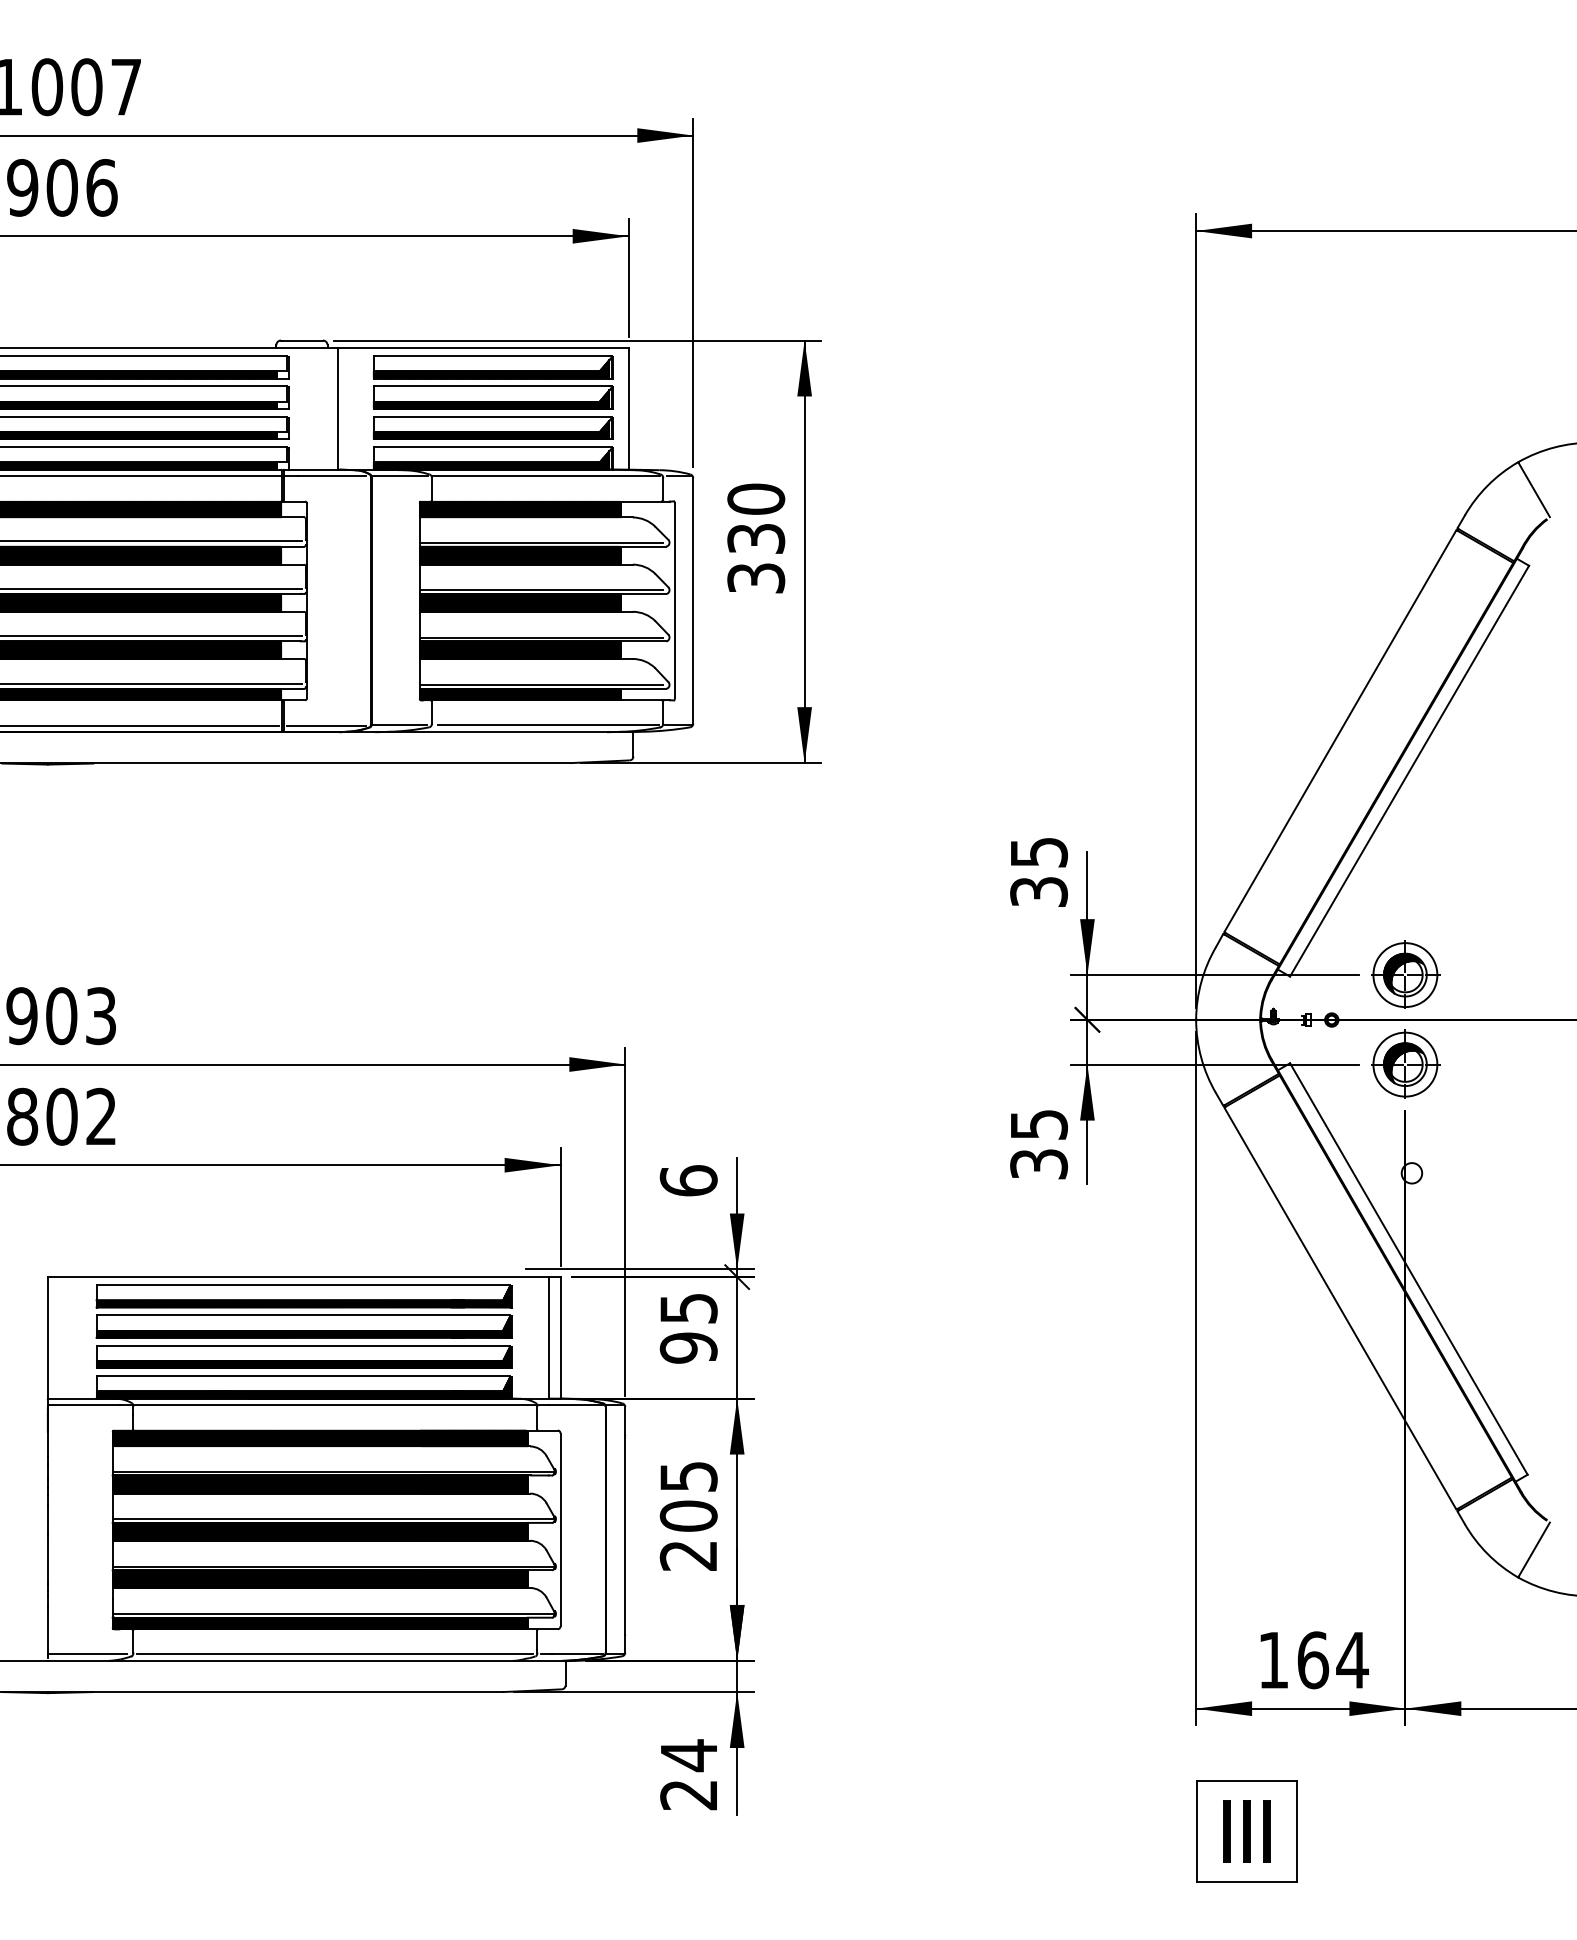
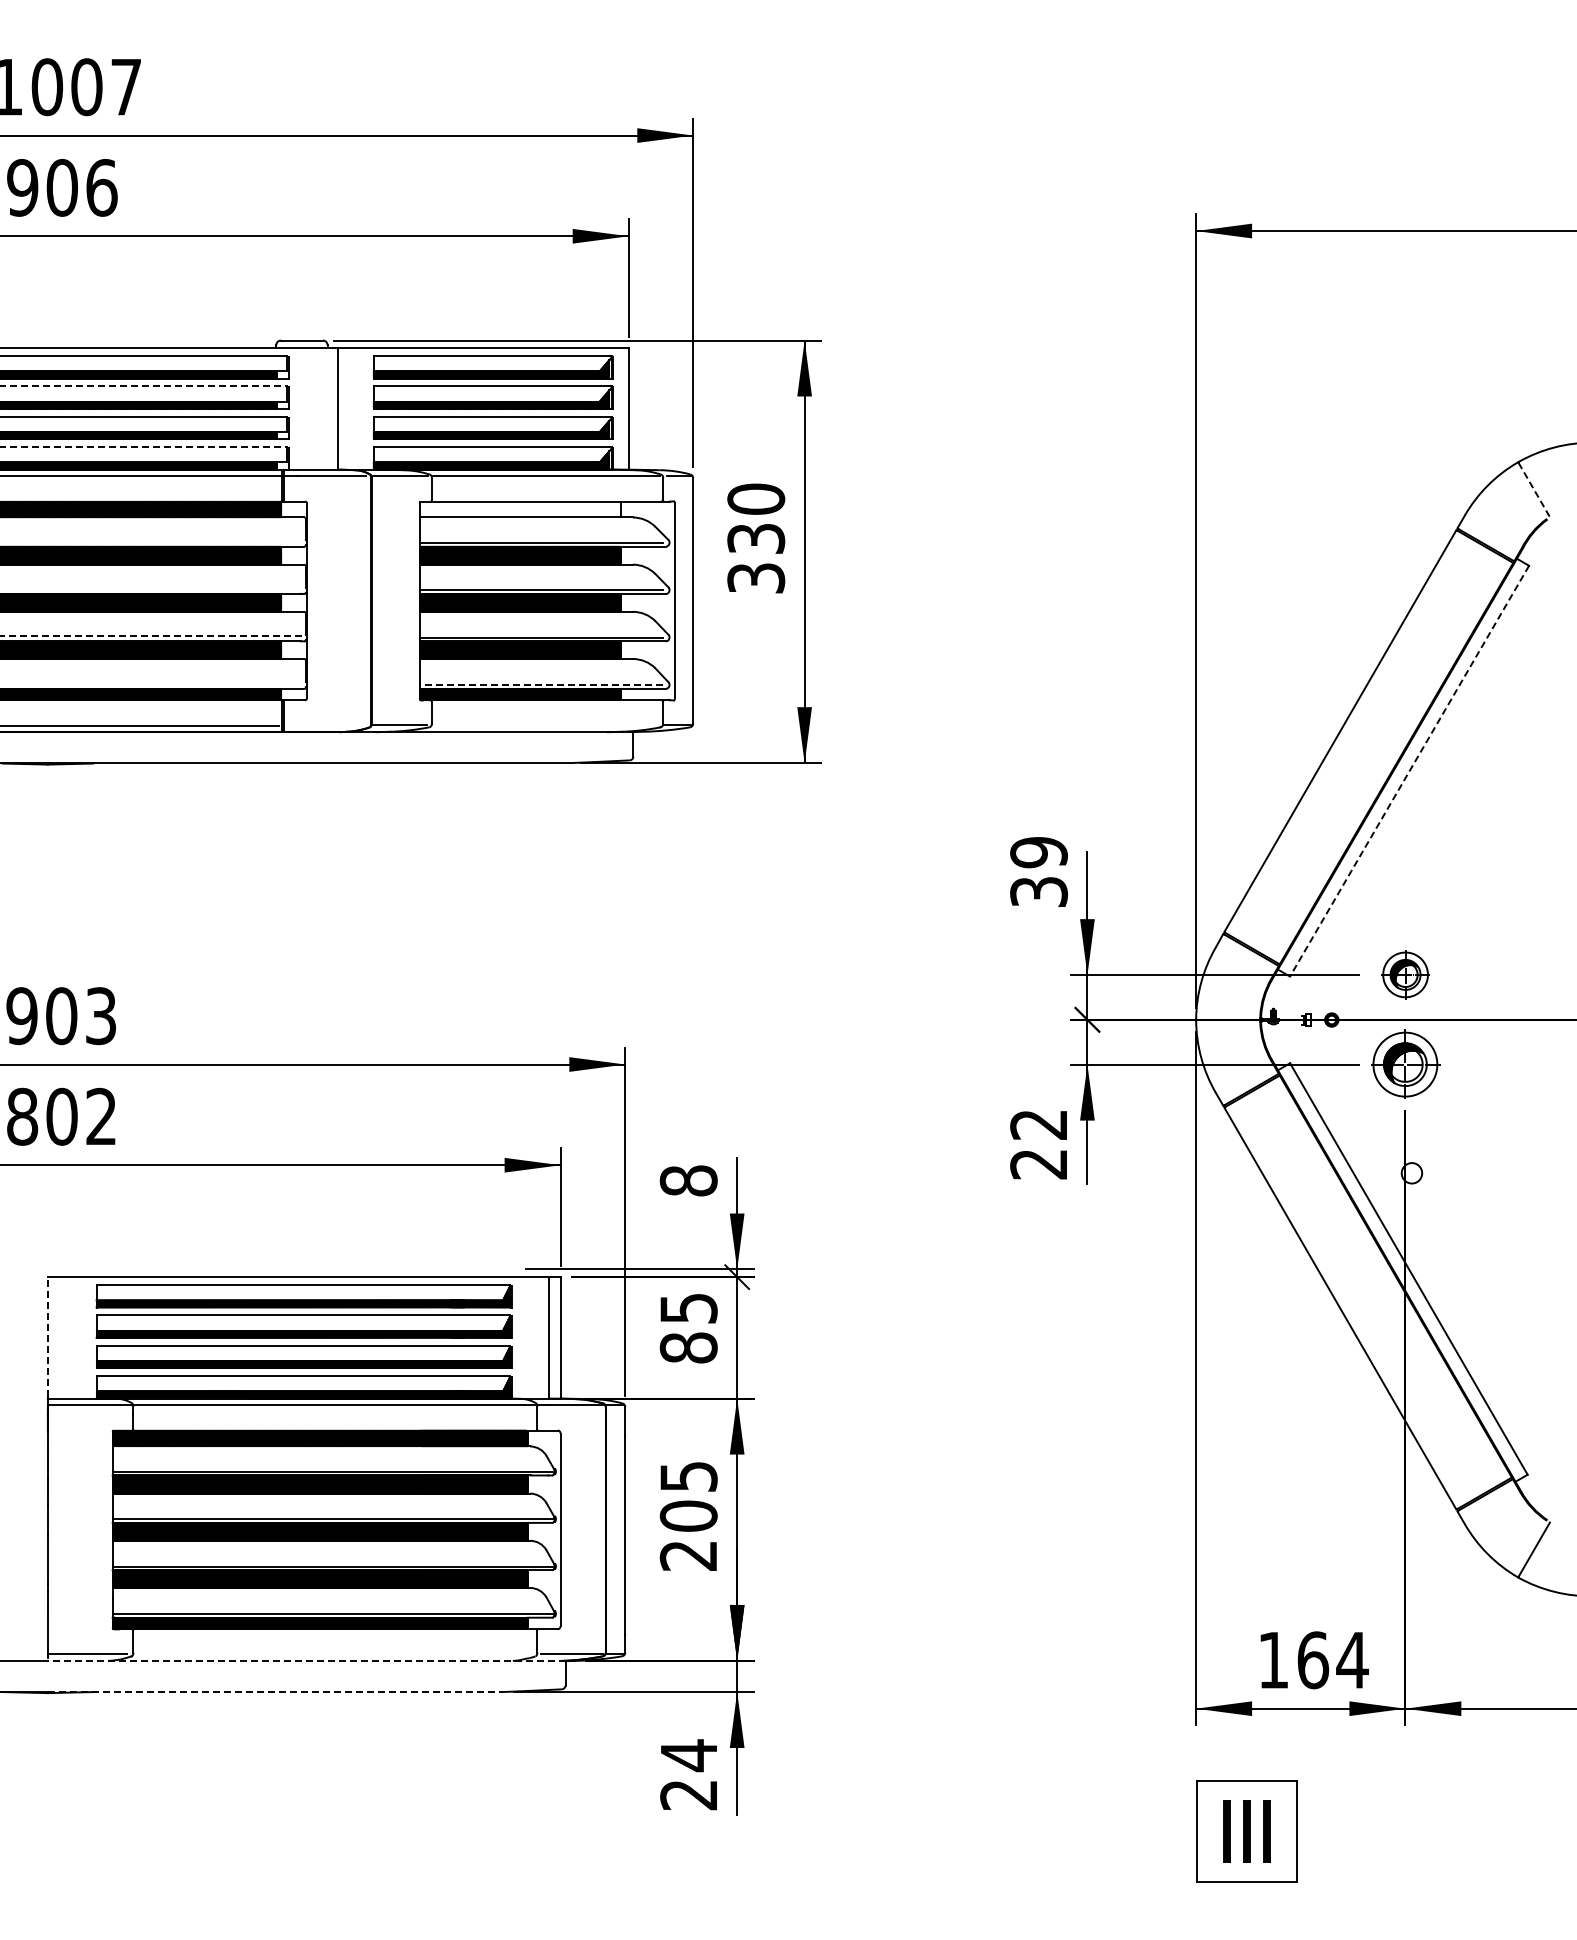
line: solid -> dashed (144, 386)
line: solid -> dashed (144, 447)
line: solid -> dashed (1534, 490)
hatch: present -> none (519, 509)
line: present -> none (151, 541)
line: present -> none (151, 588)
line: solid -> dashed (151, 636)
line: present -> none (151, 683)
line: solid -> dashed (541, 684)
line: present -> none (325, 725)
line: present -> none (548, 725)
line: solid -> dashed (1409, 771)
text: 35 -> 39 (1038, 852)
part size: 70x69 px -> 49x50 px (1405, 974)
text: 35 -> 22 (1039, 1144)
text: 6 -> 8 (688, 1180)
line: solid -> dashed (48, 1337)
text: 95 -> 85 (688, 1347)
line: present -> none (335, 1654)
line: solid -> dashed (306, 1661)
line: solid -> dashed (275, 1692)
